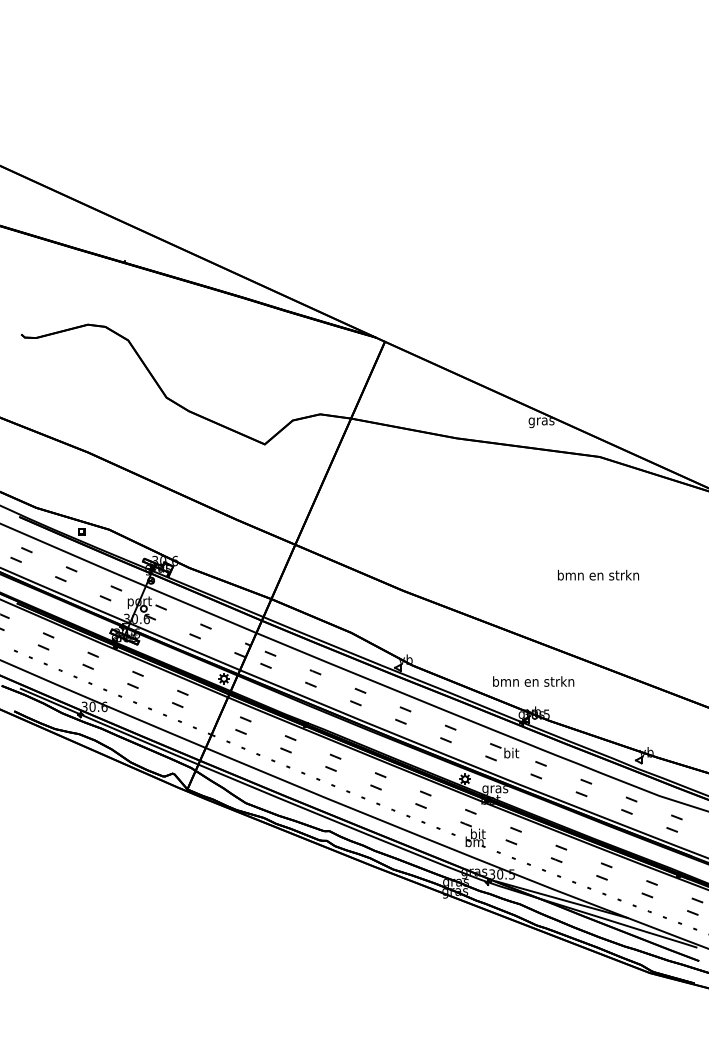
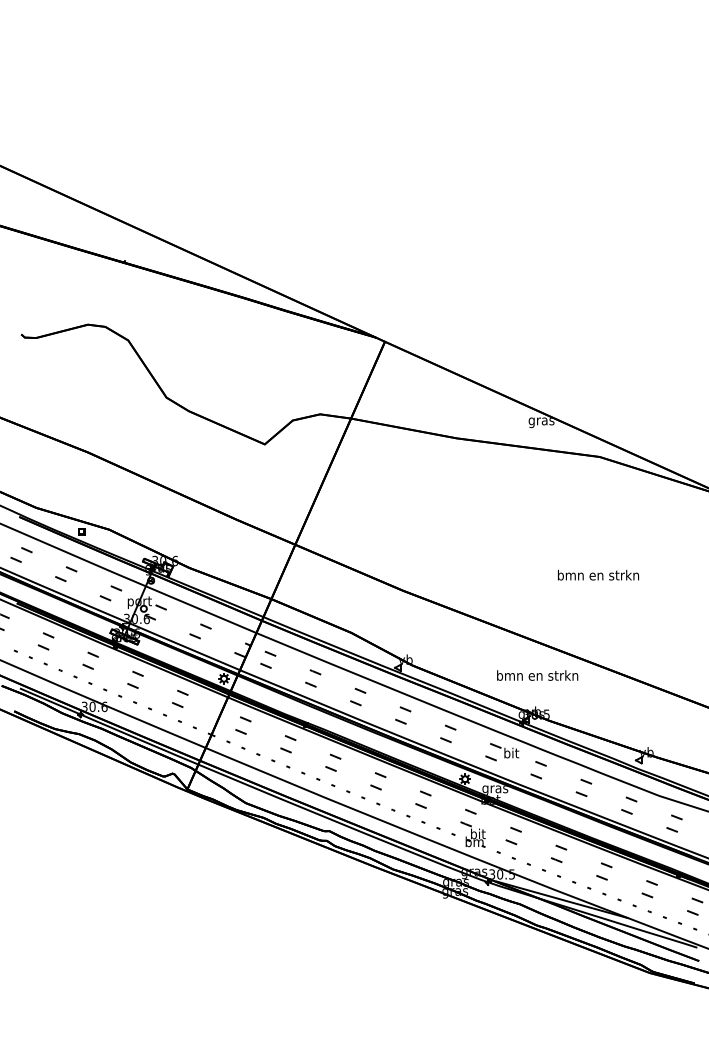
text position: (533, 681) -> (537, 675) (537, 675)
